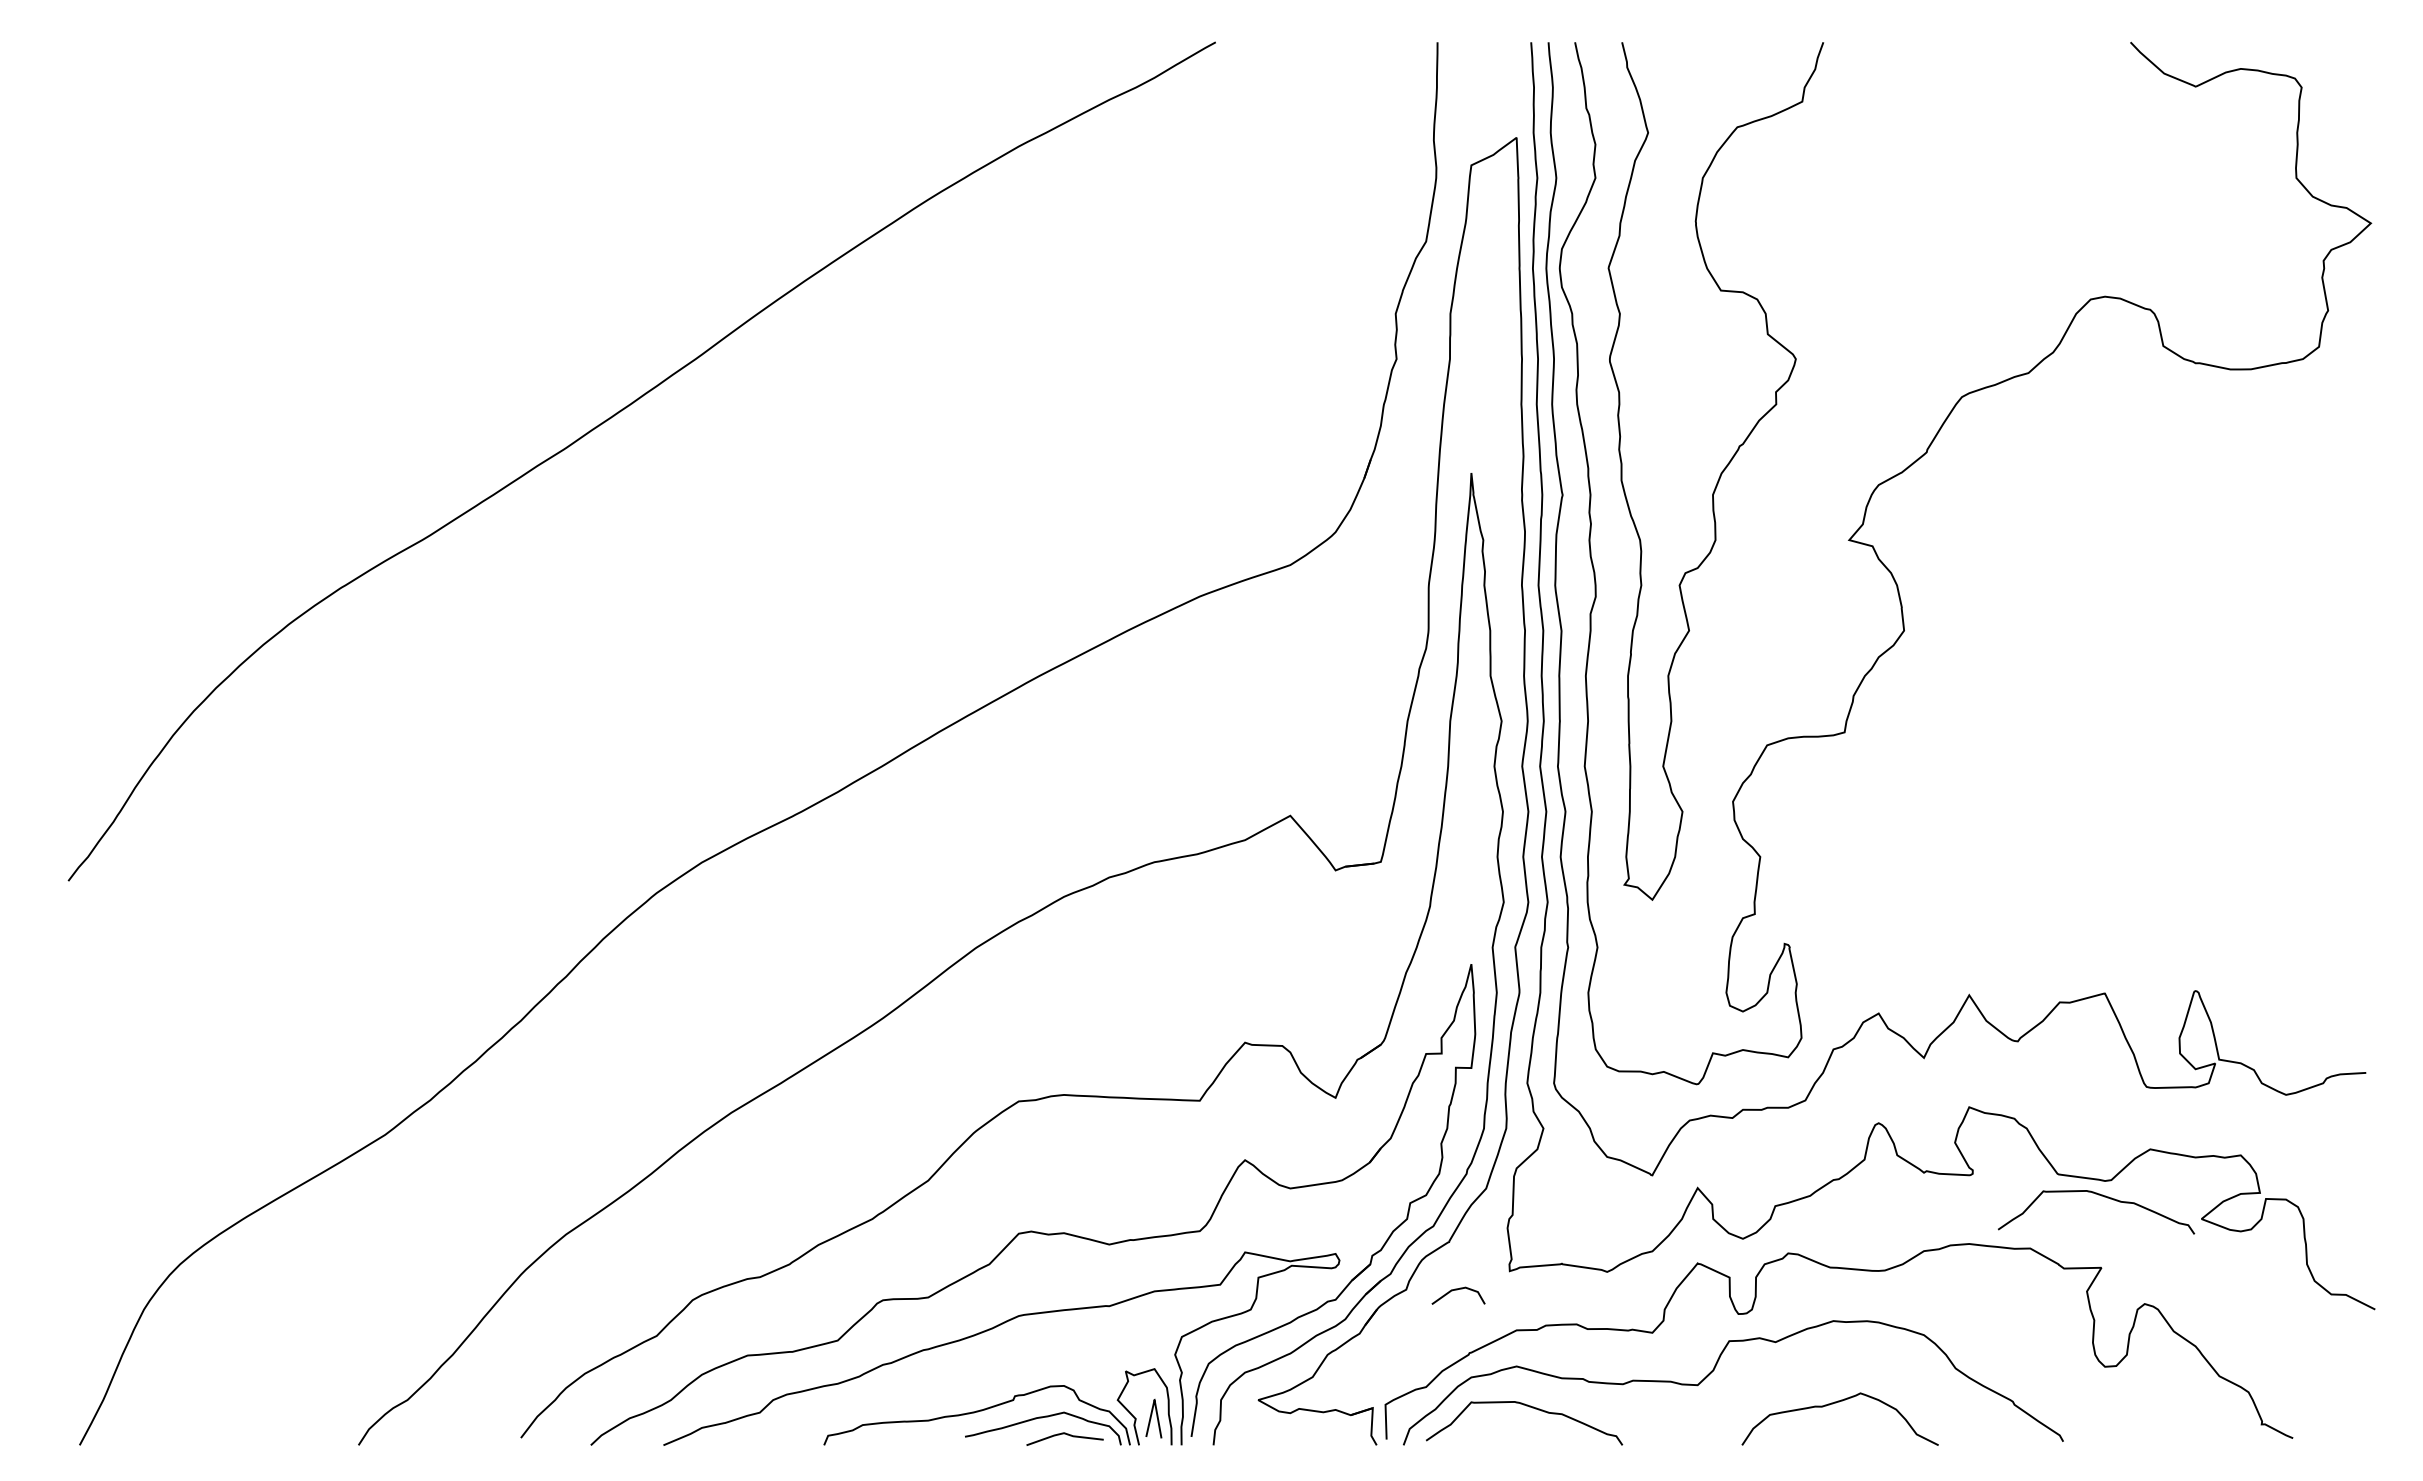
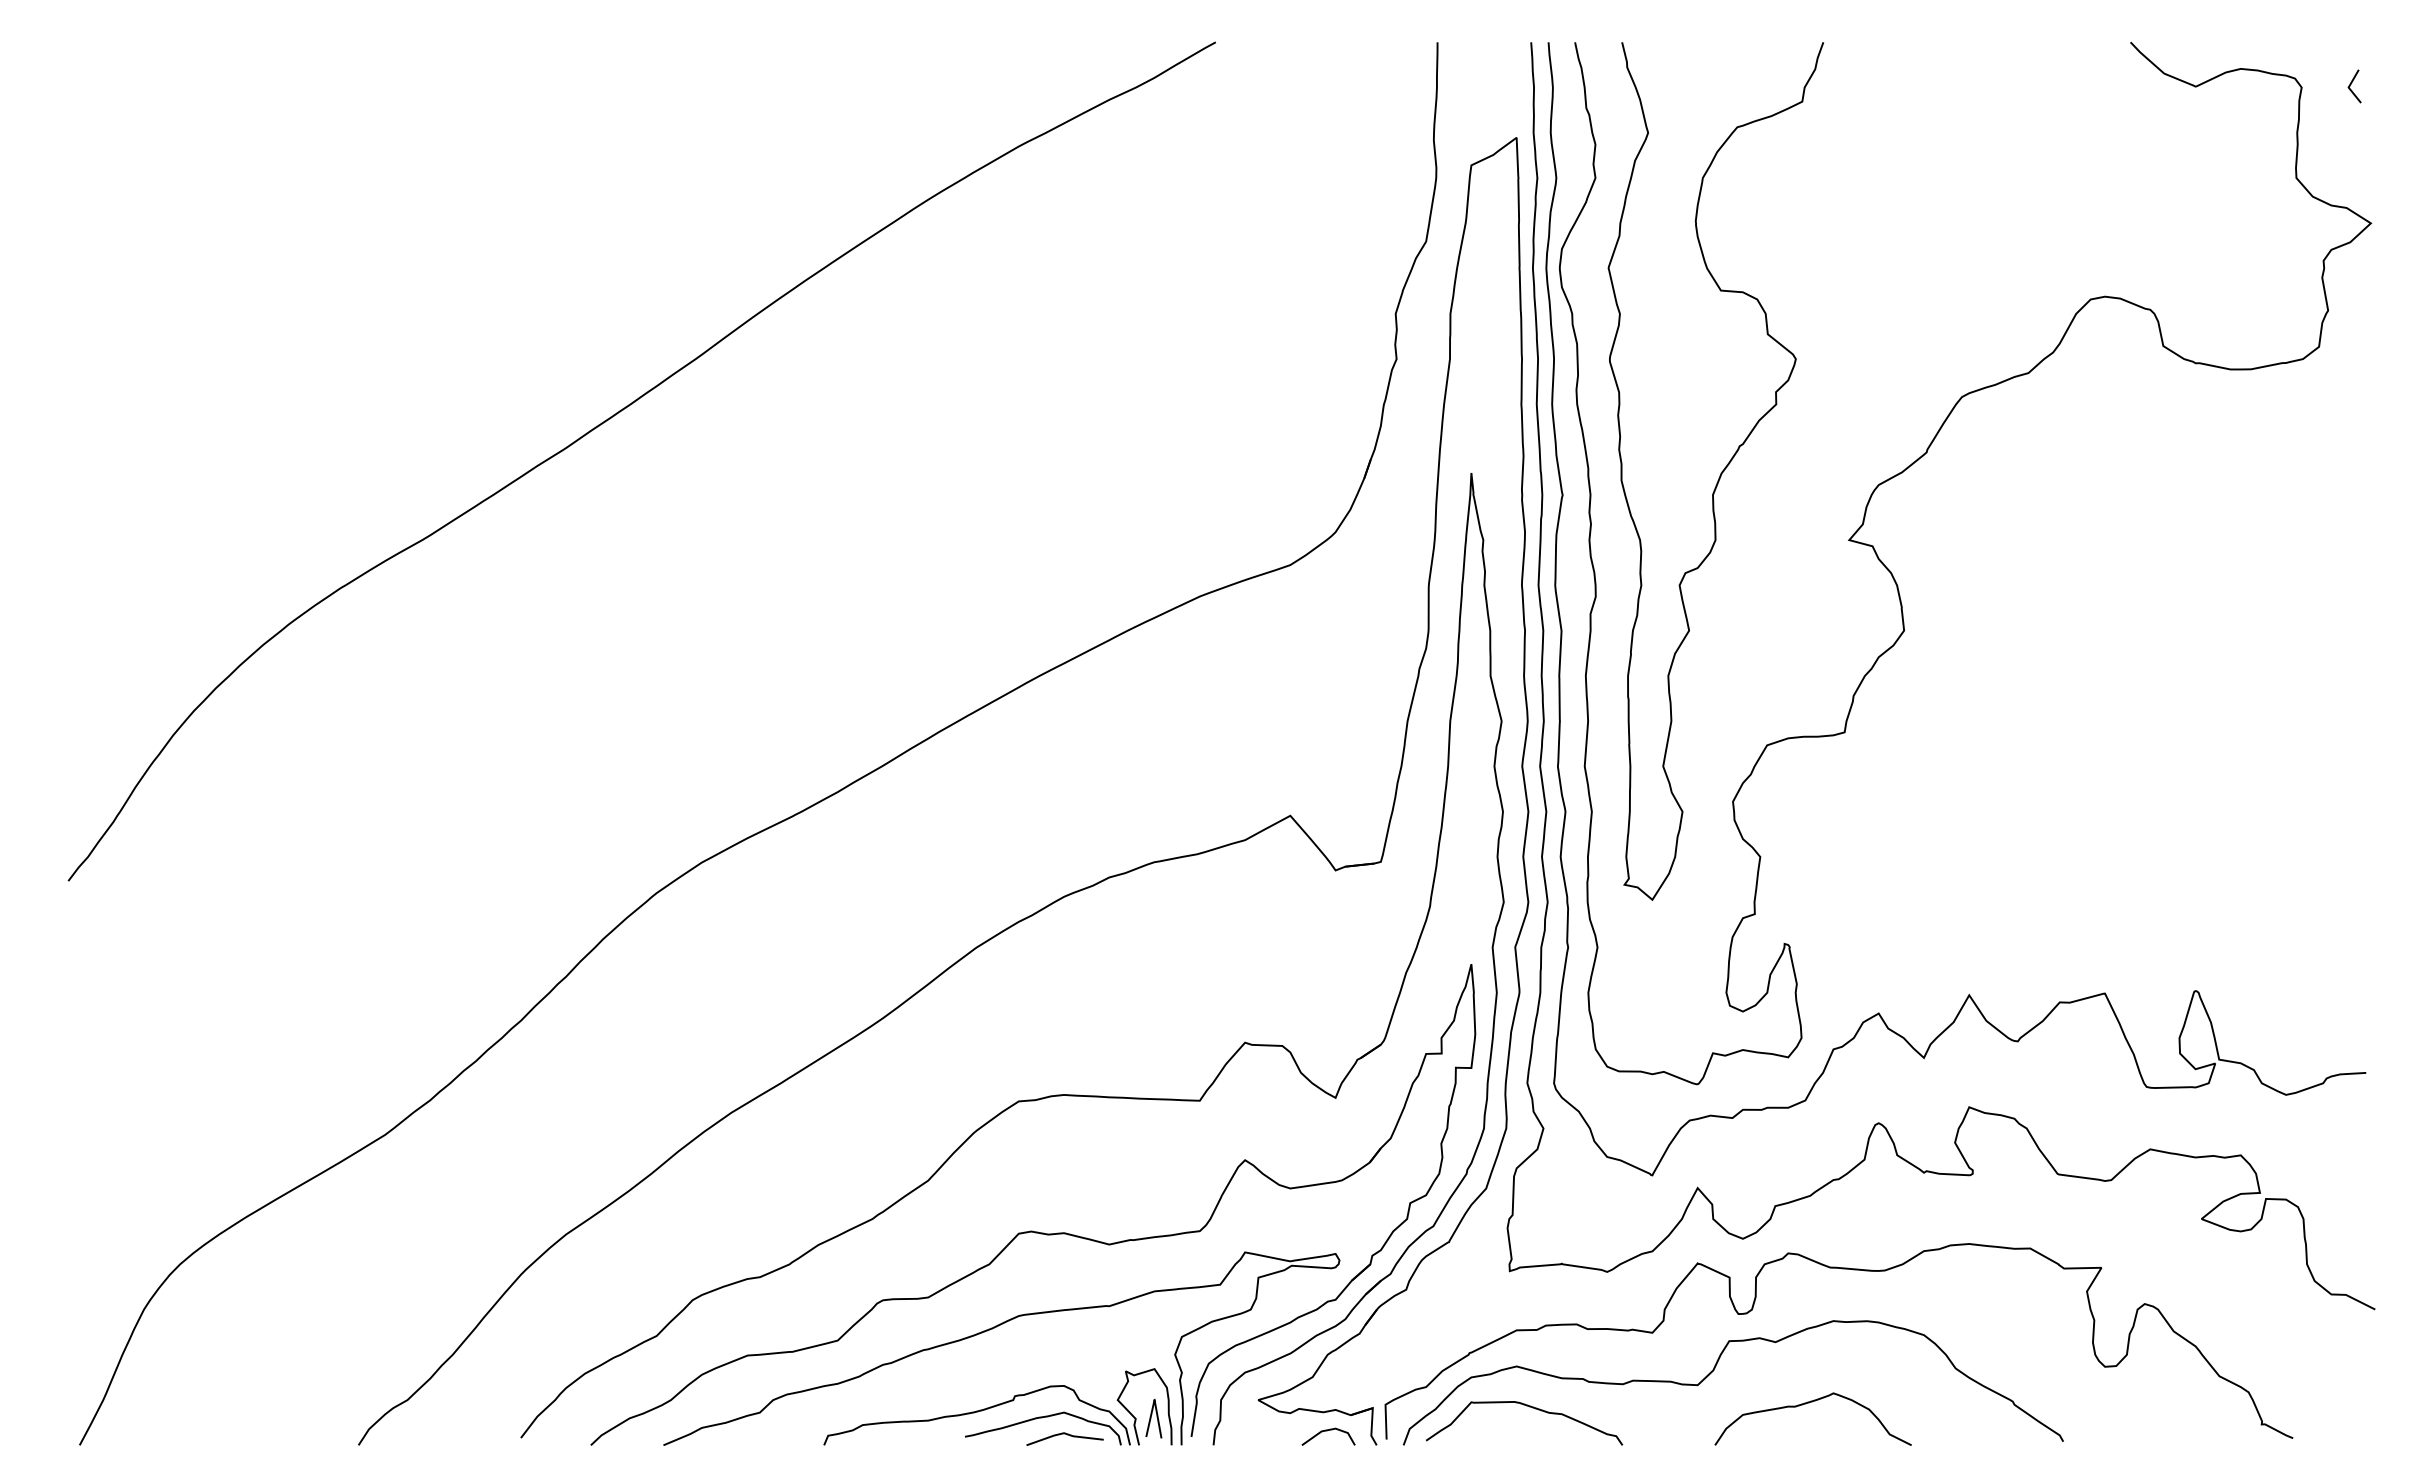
line: none -> present (2352, 83)
curve: present -> none (2101, 1196)
line position: (1457, 1290) -> (1327, 1431) (1327, 1431)
curve position: (1836, 1403) -> (1809, 1403) (1809, 1403)
